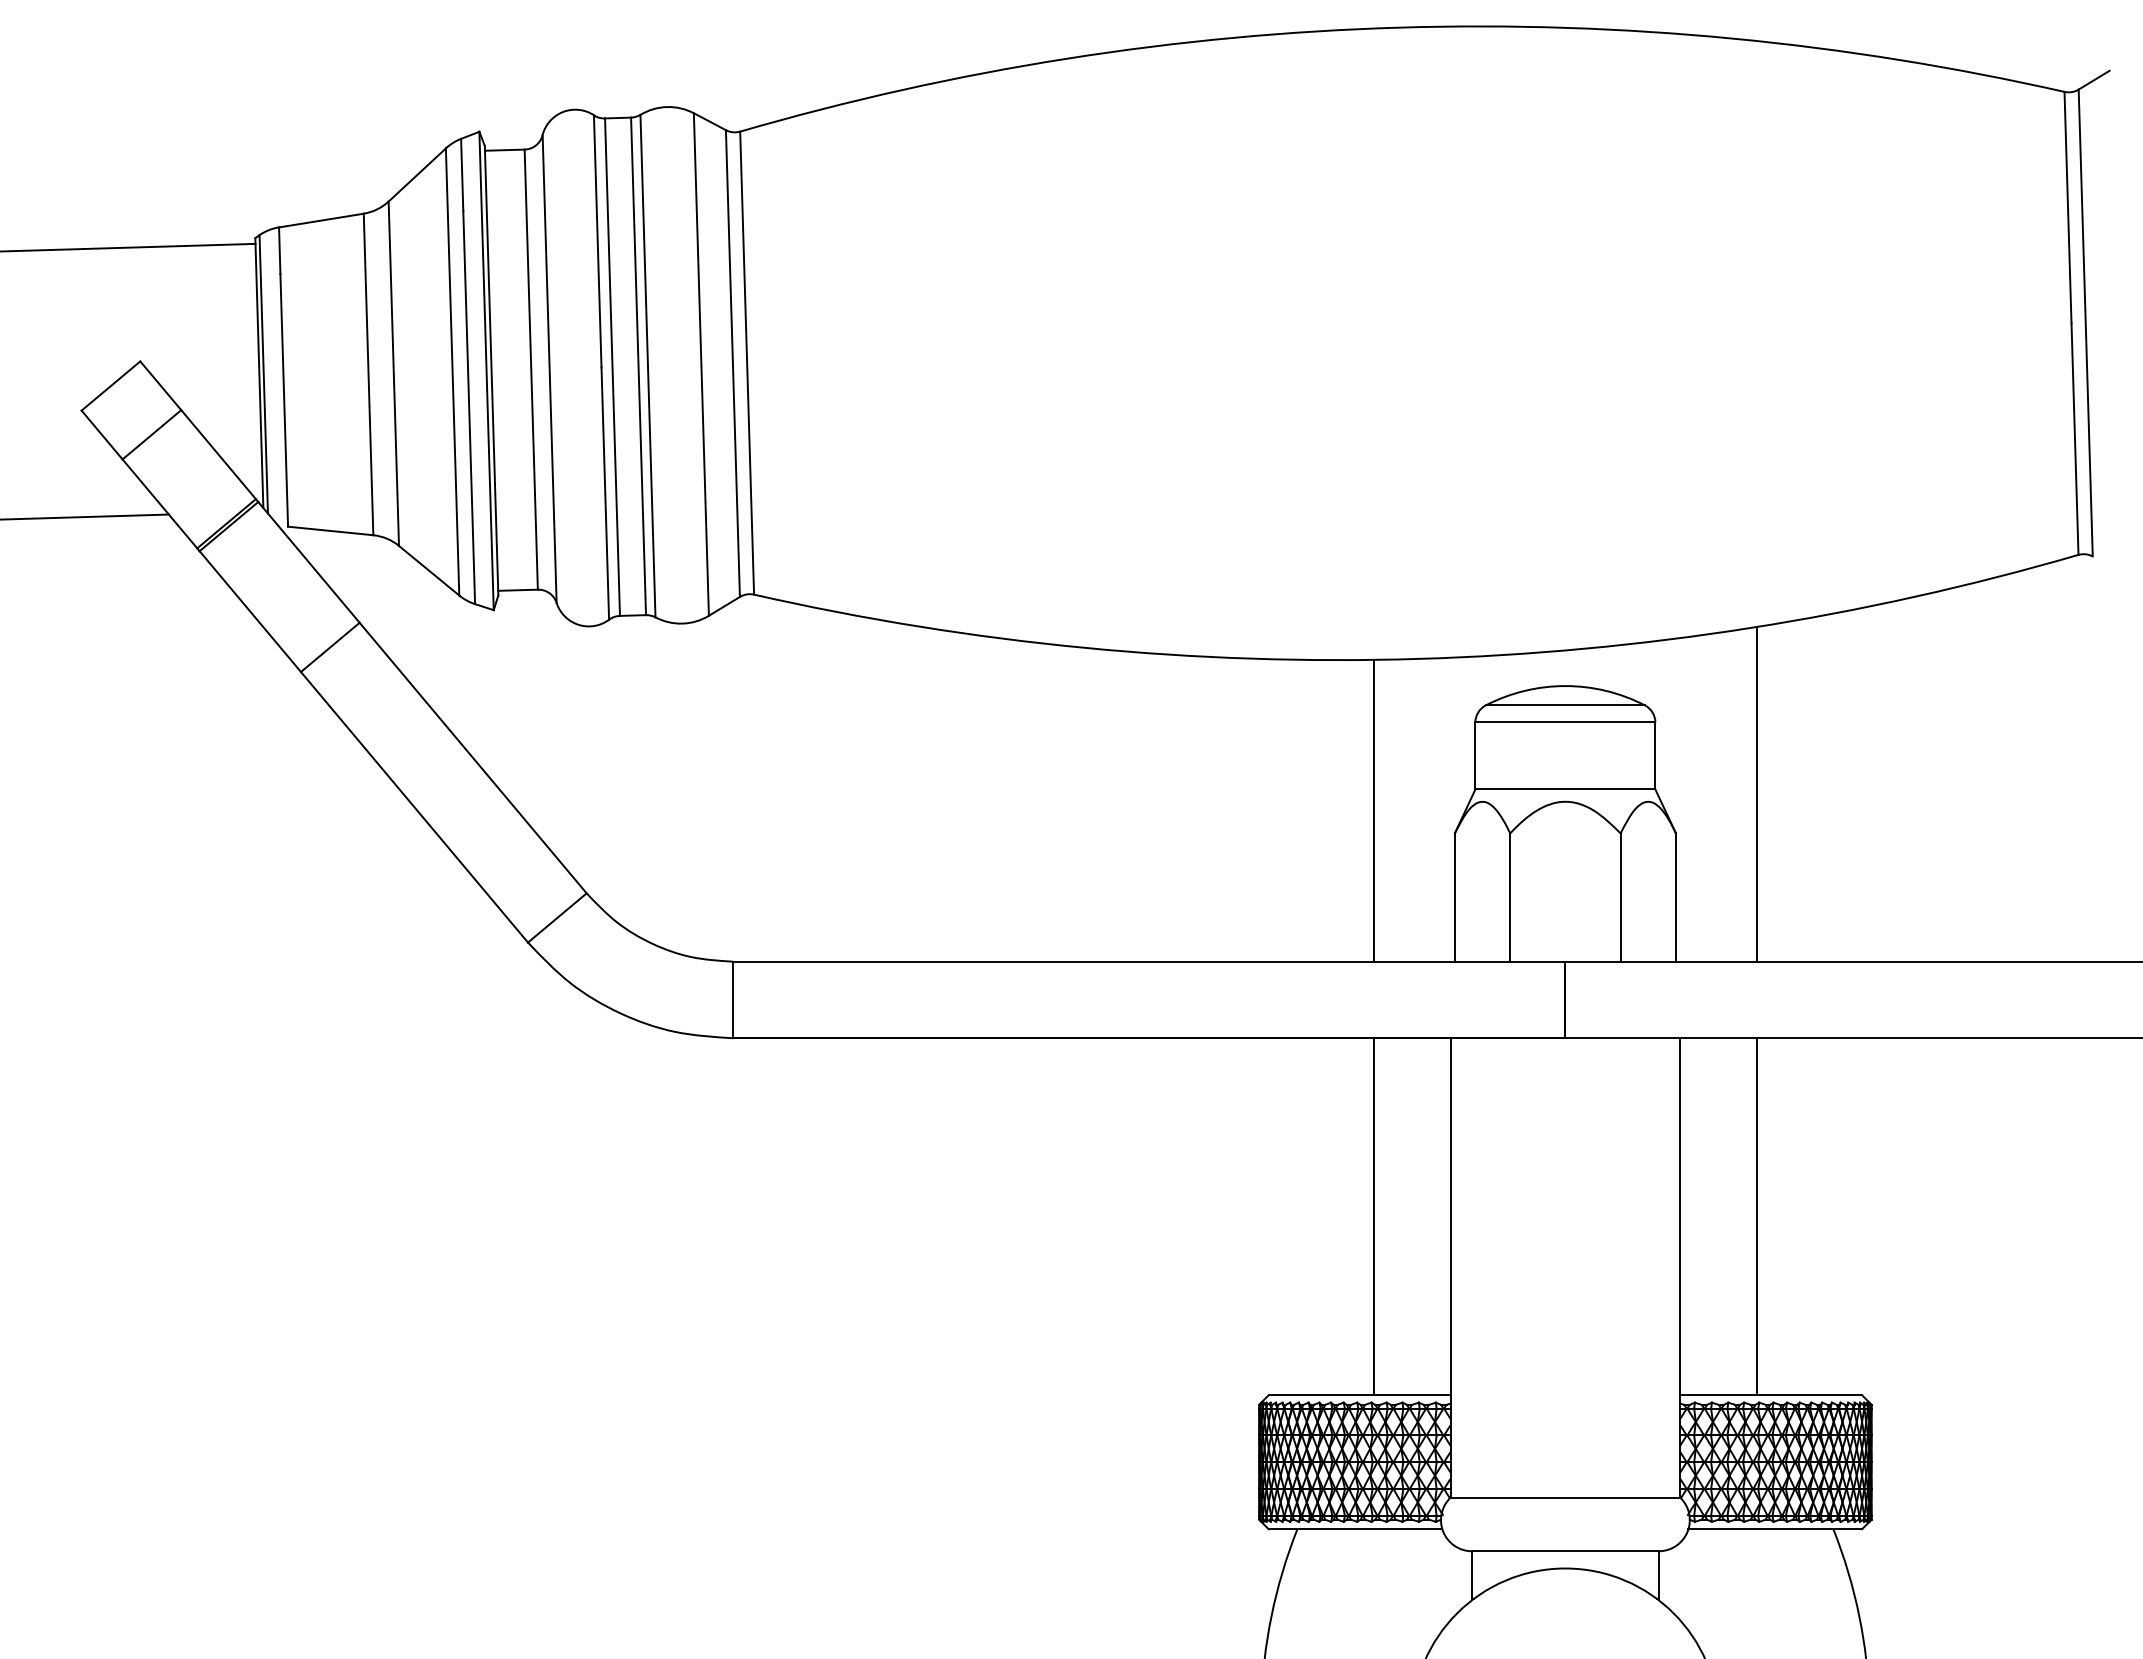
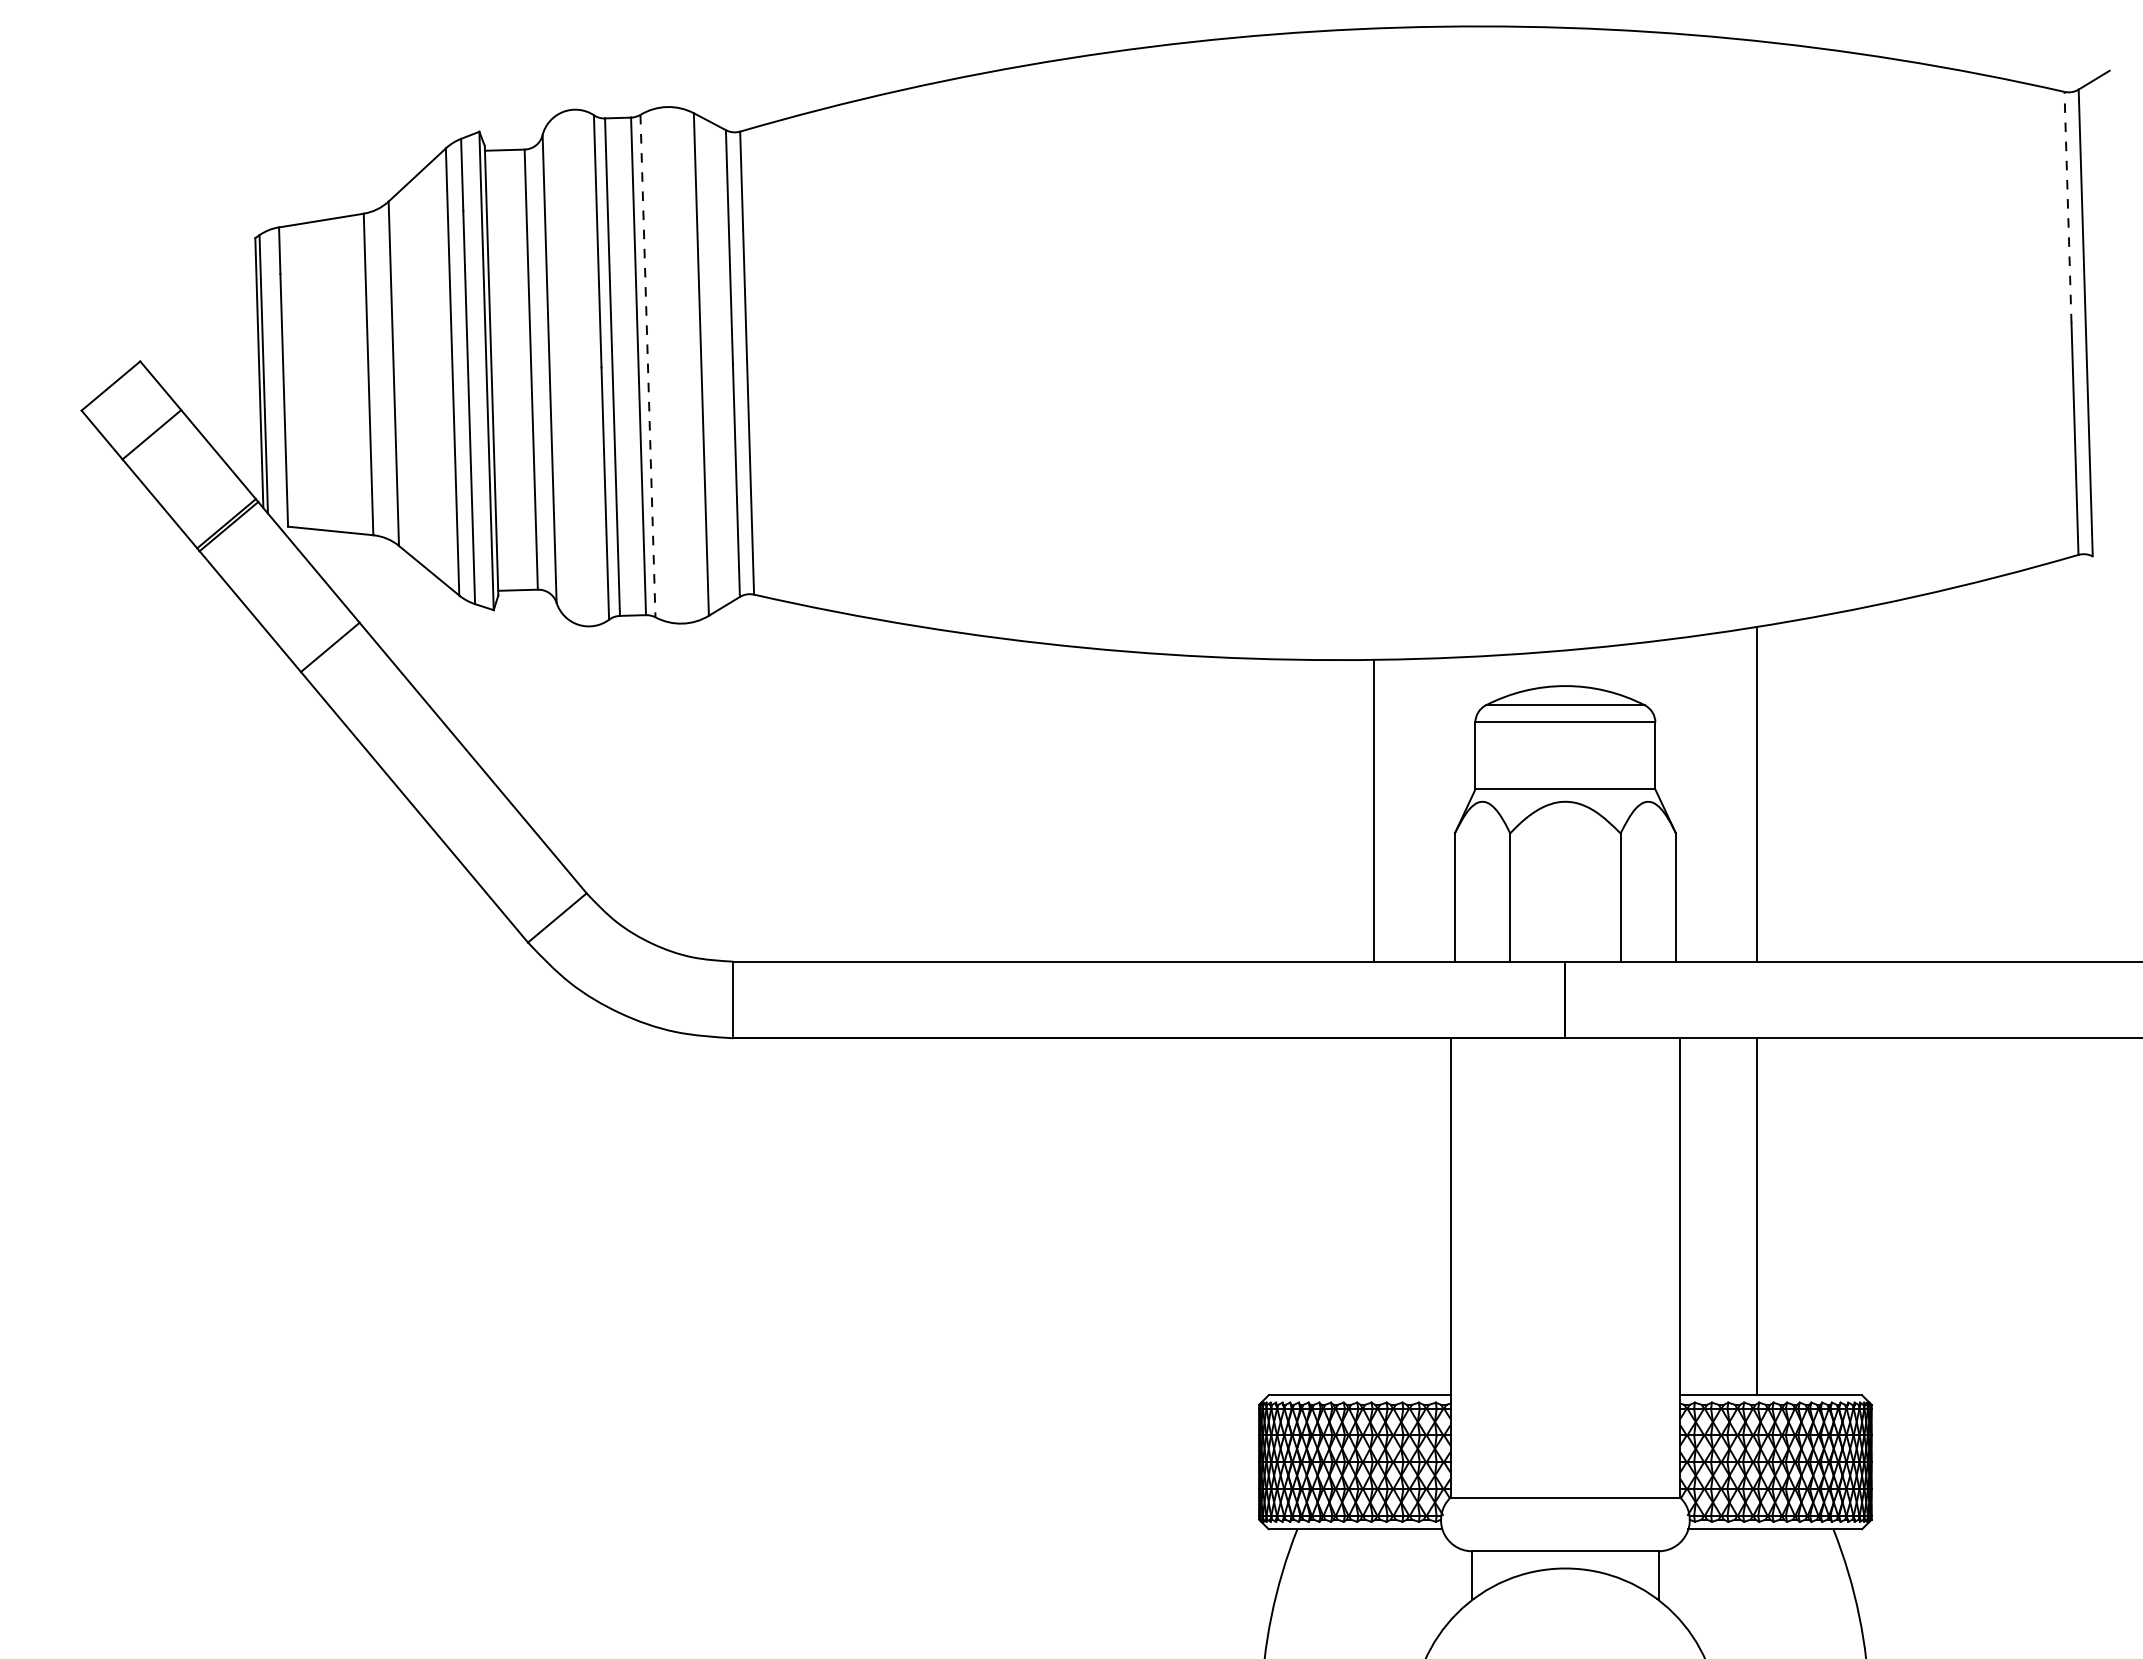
line: solid -> dashed (2068, 207)
line: present -> none (128, 247)
line: solid -> dashed (648, 366)
line: present -> none (85, 516)
line: present -> none (1373, 1216)
